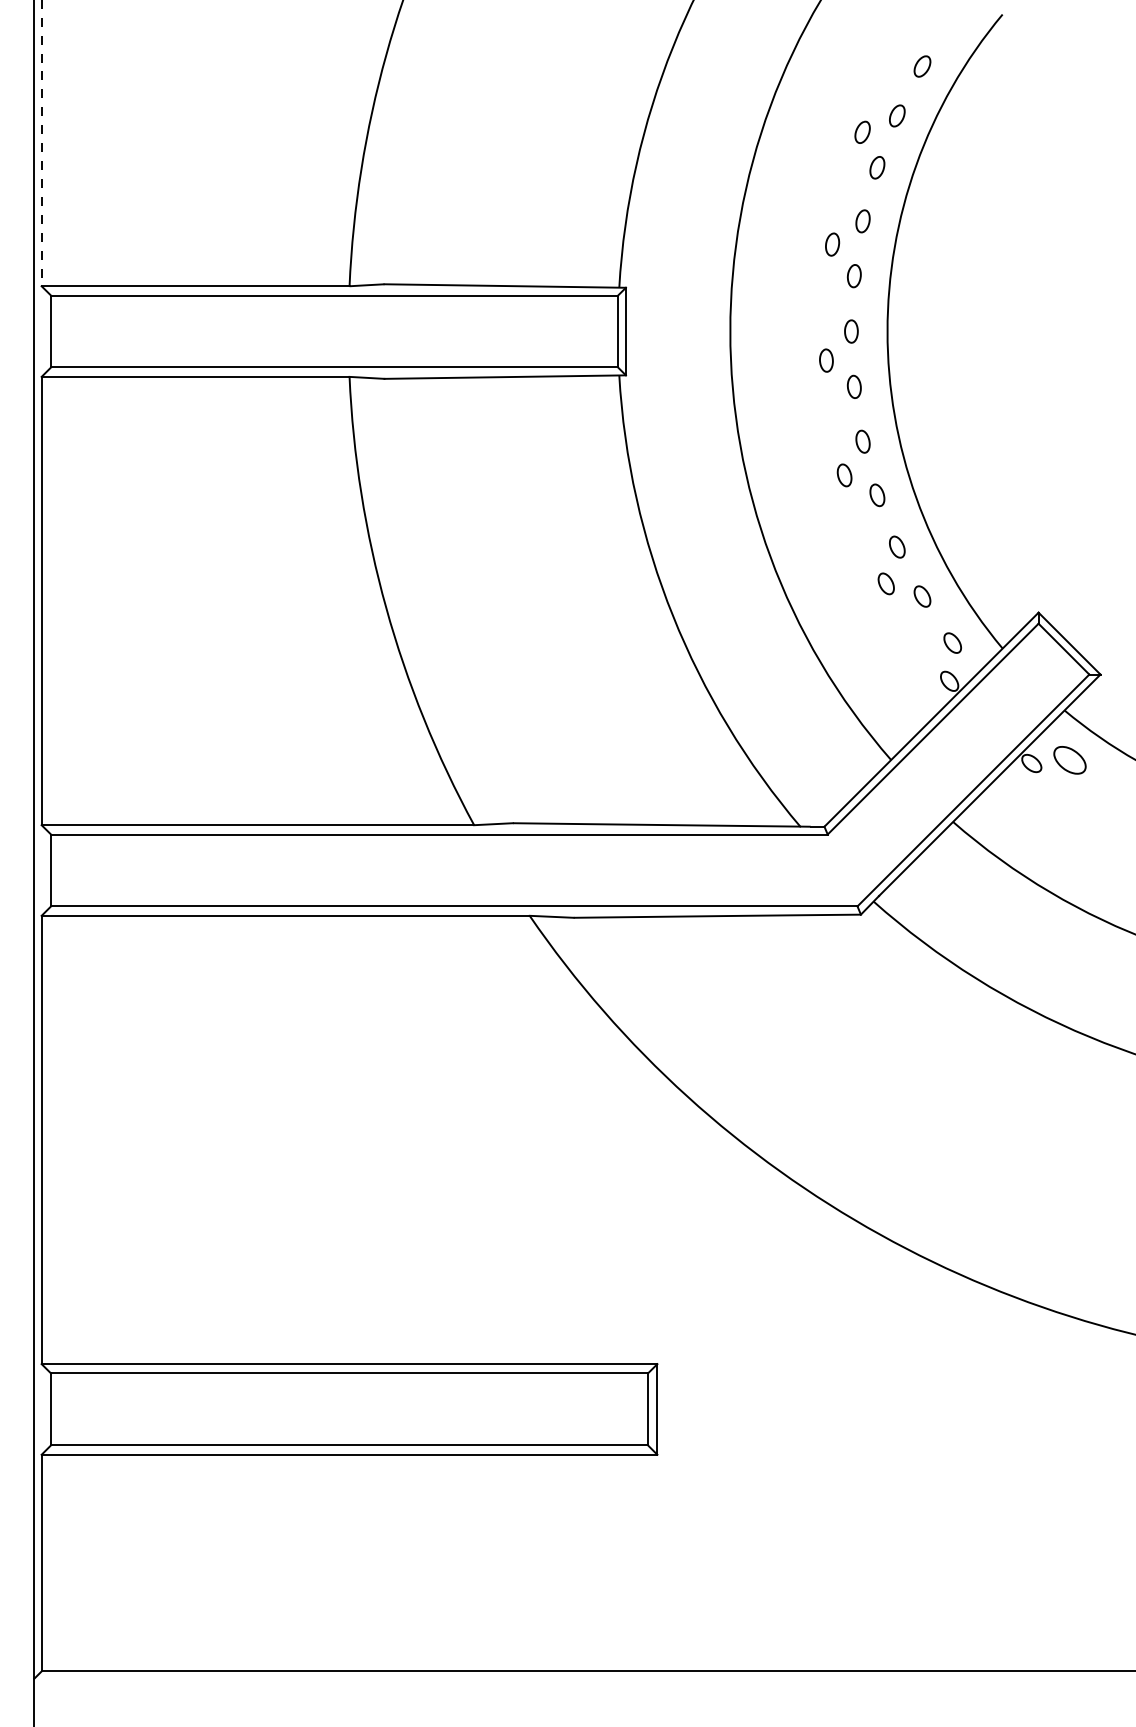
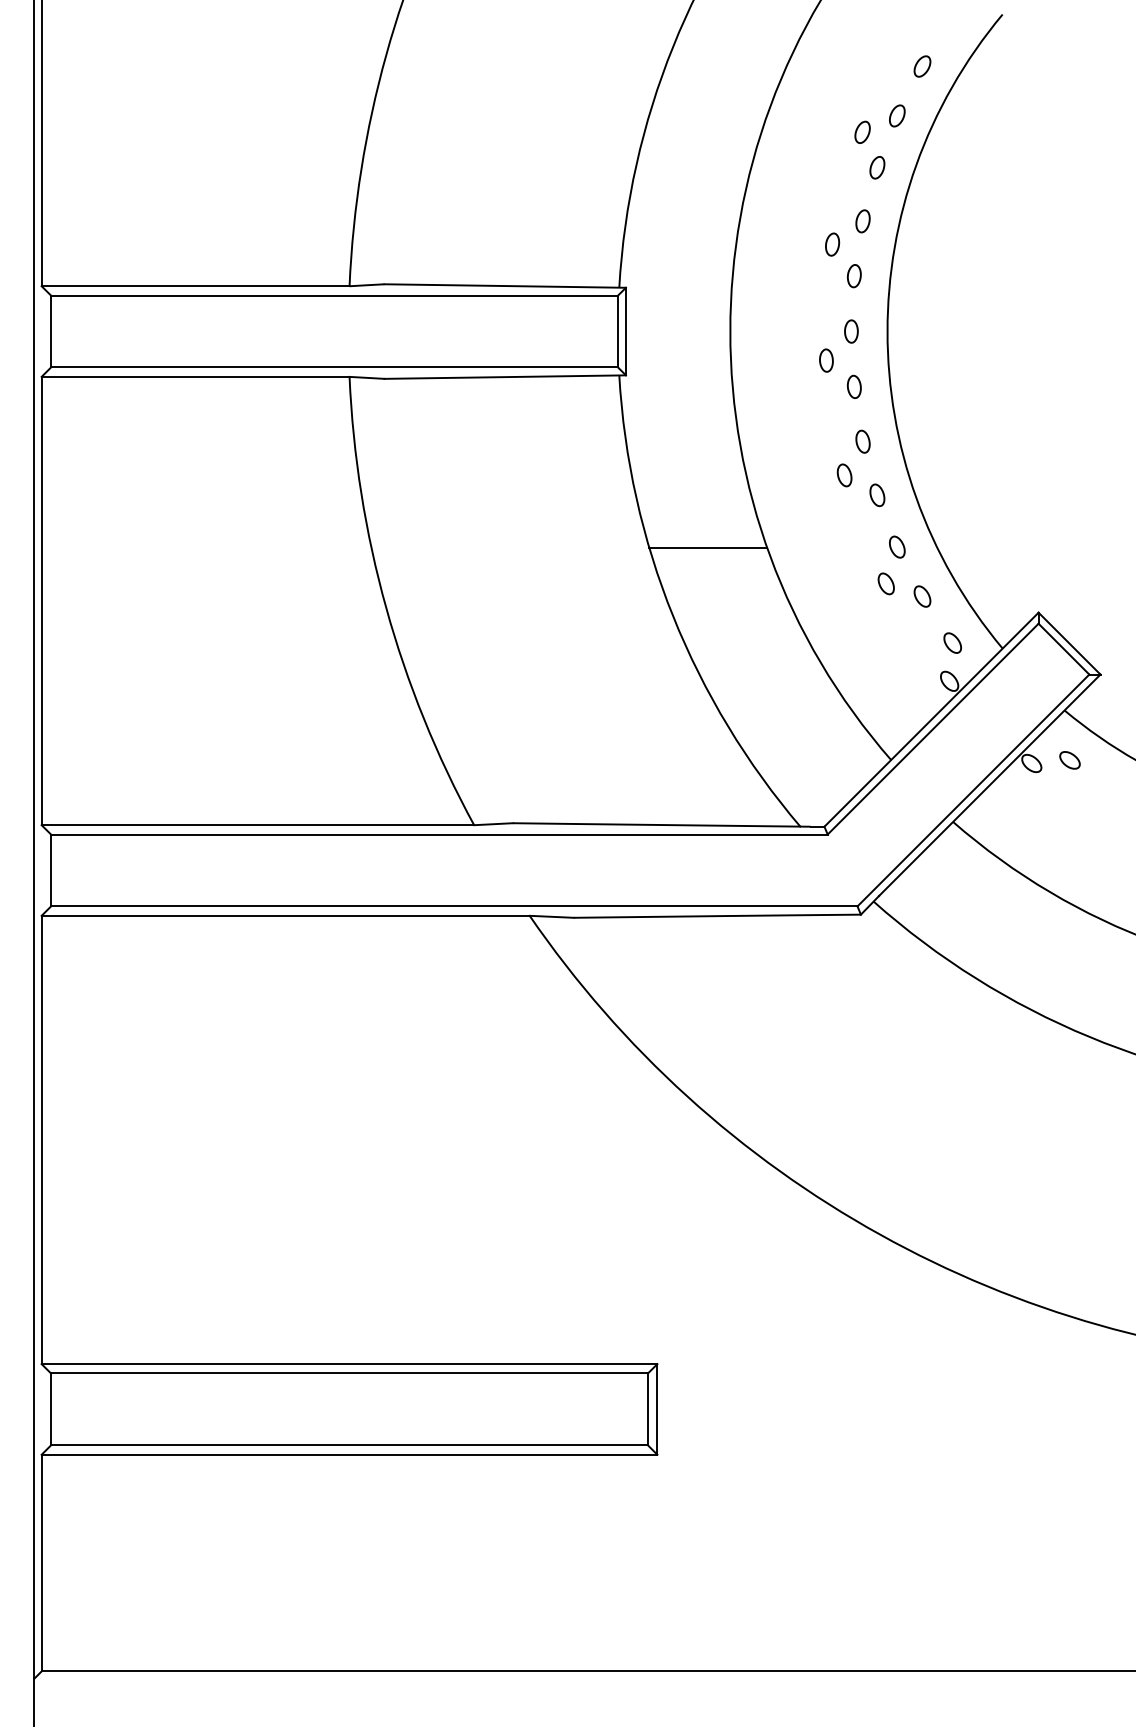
line: dashed -> solid (41, 143)
line: none -> present (708, 548)
part size: 34x29 px -> 22x19 px (1069, 760)
